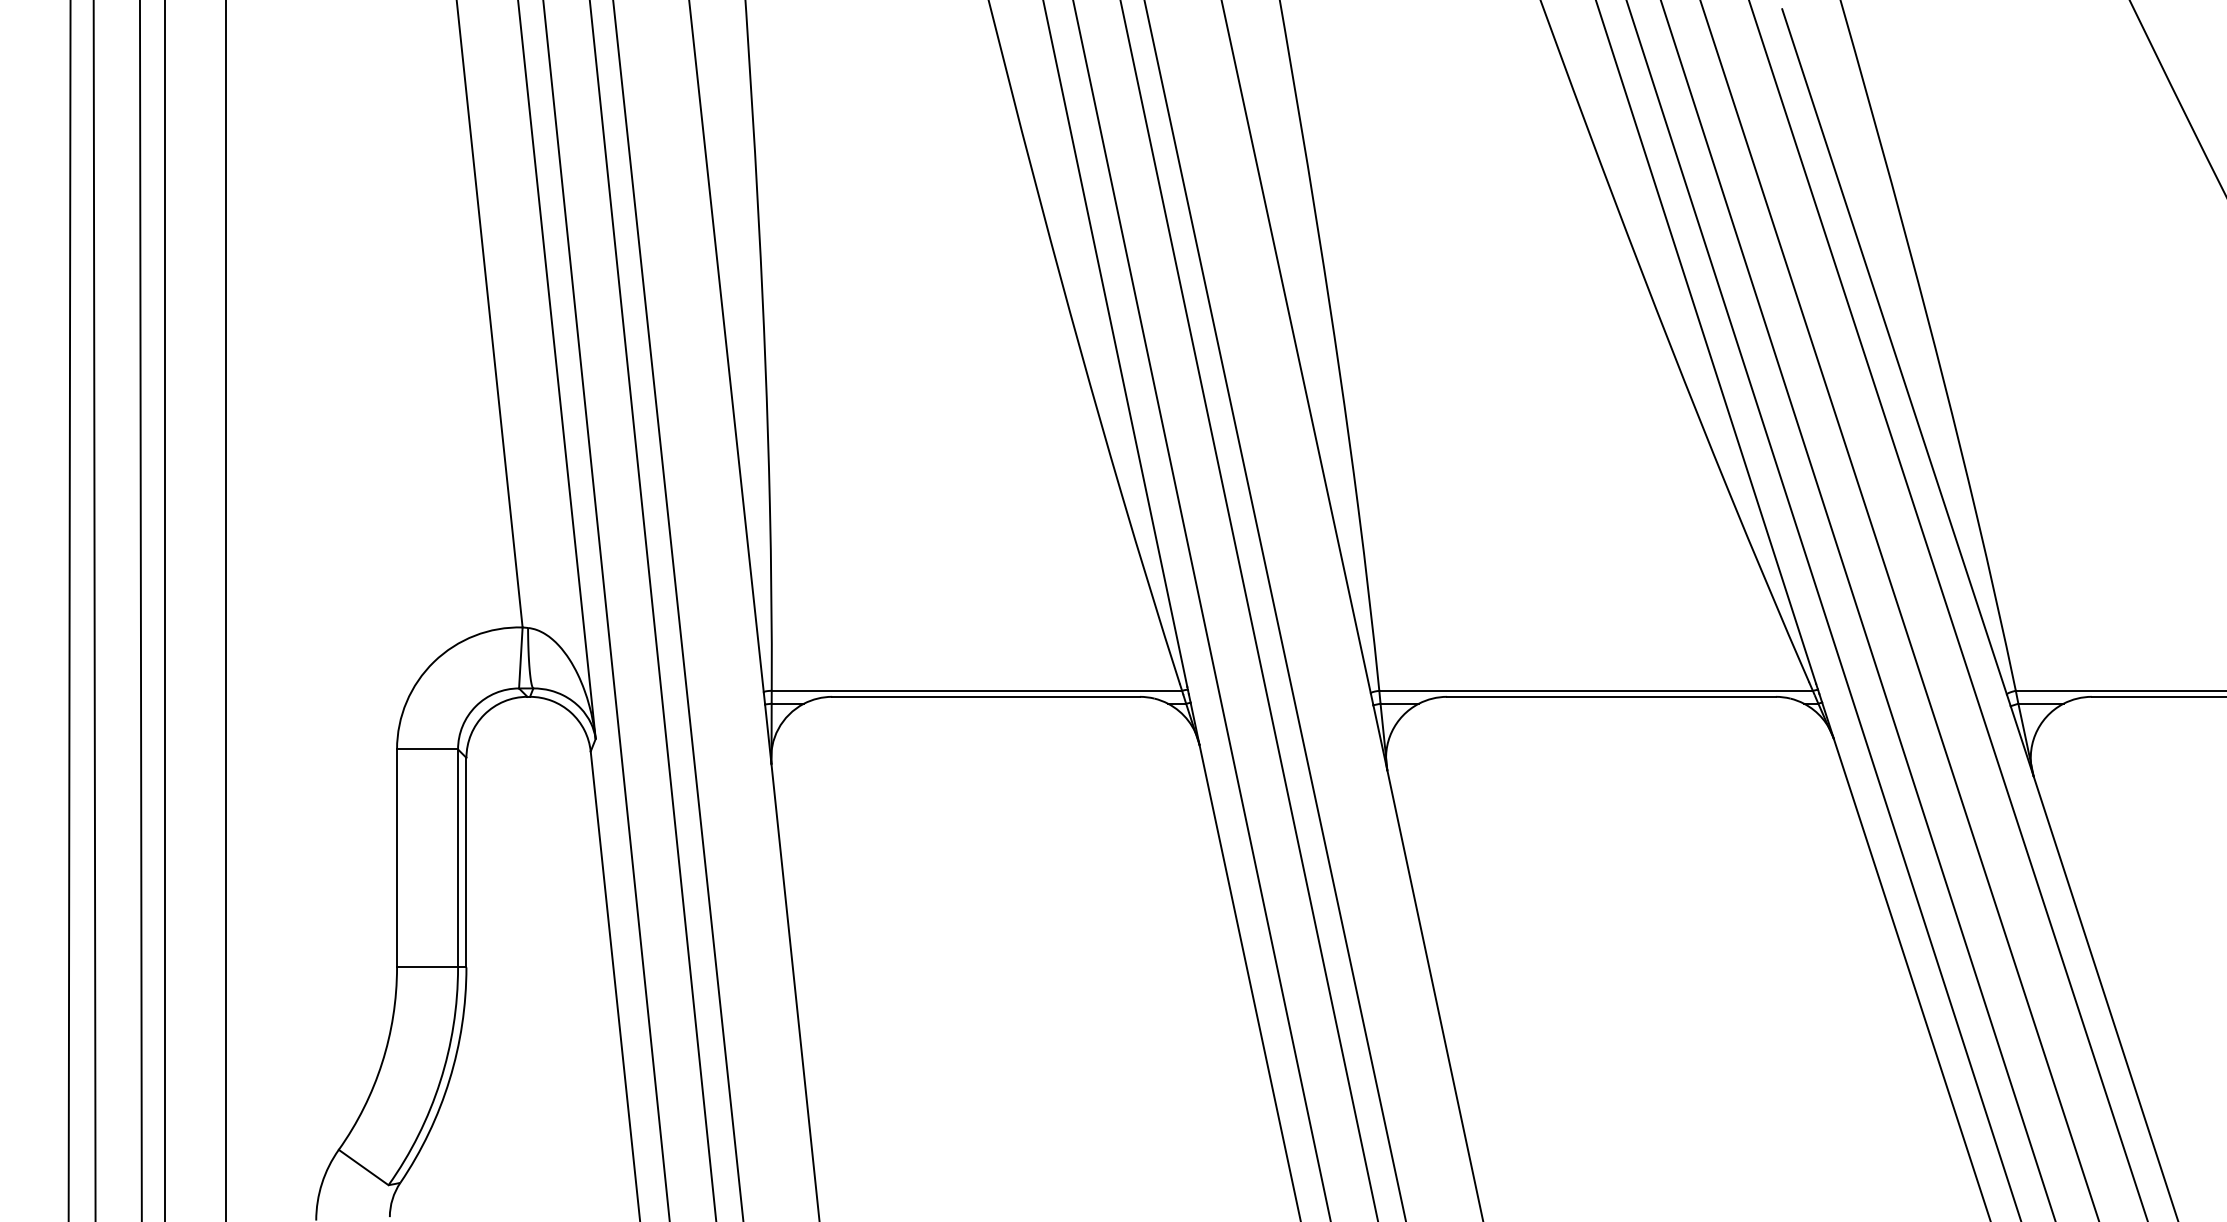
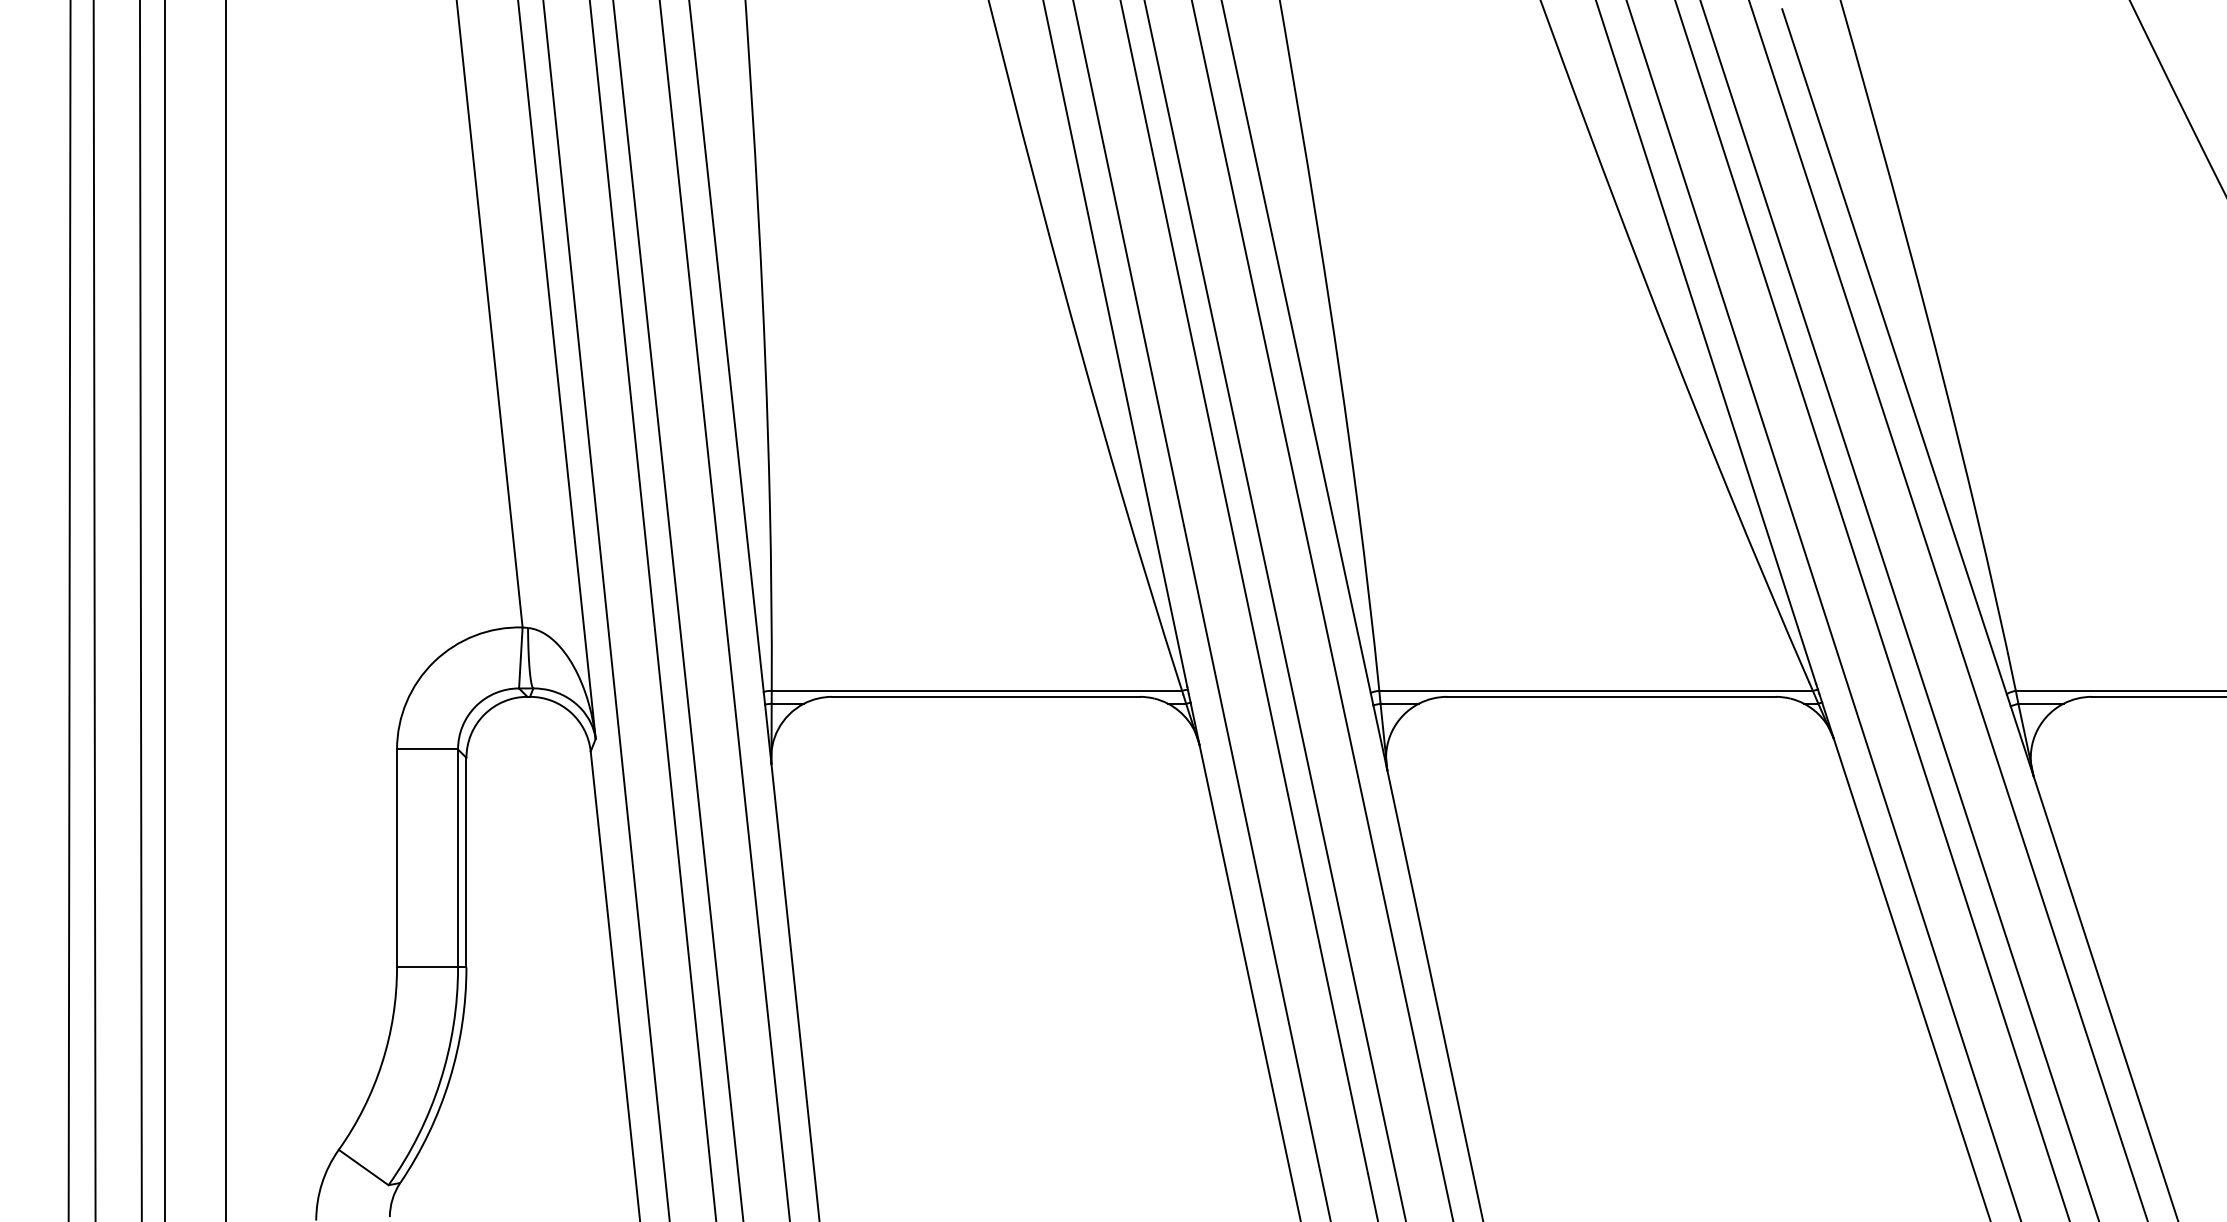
line: none -> present (724, 610)
line: none -> present (1322, 610)
line position: (1857, 610) -> (1872, 610) (1872, 610)
